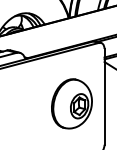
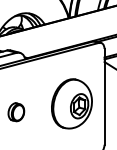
part: none -> present (16, 112)
